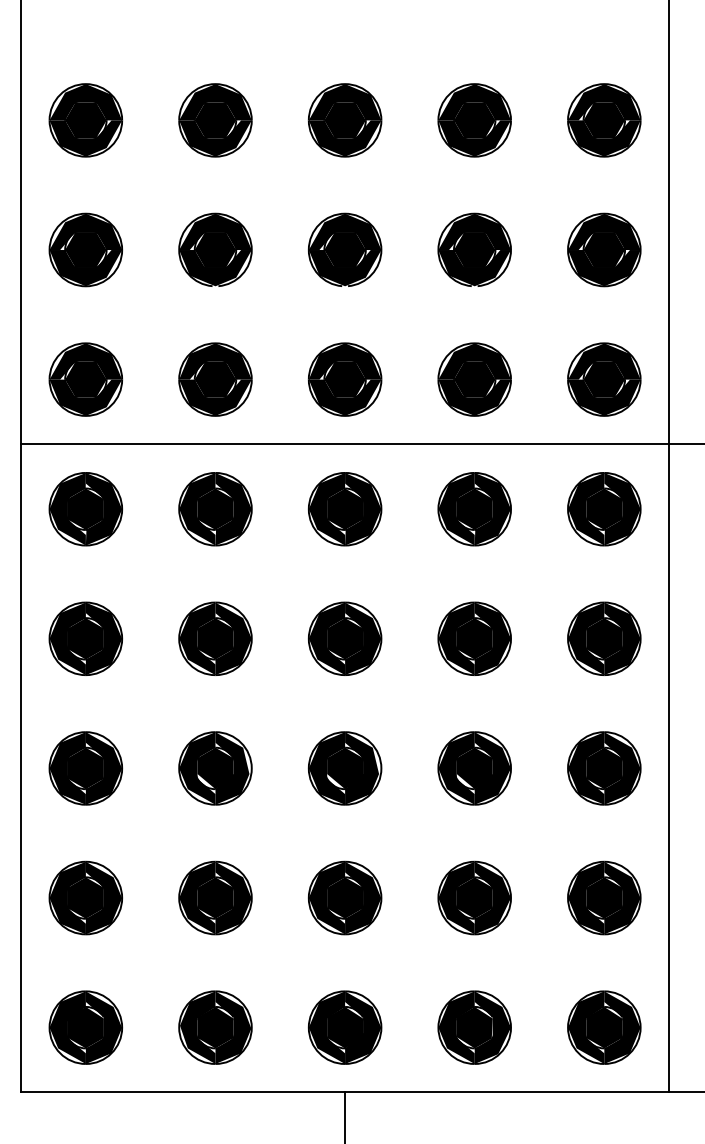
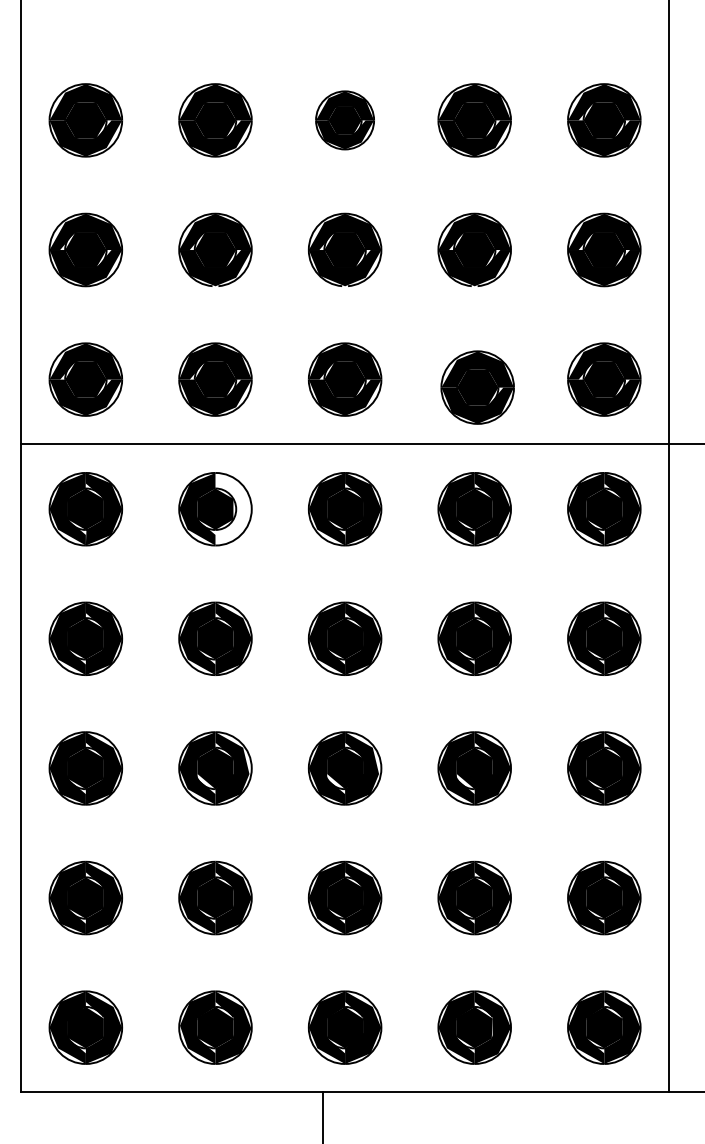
part size: 76x75 px -> 60x61 px (344, 120)
part position: (474, 379) -> (477, 387) (477, 387)
fill: present -> none (233, 508)
line position: (345, 1116) -> (323, 1116) (323, 1116)
